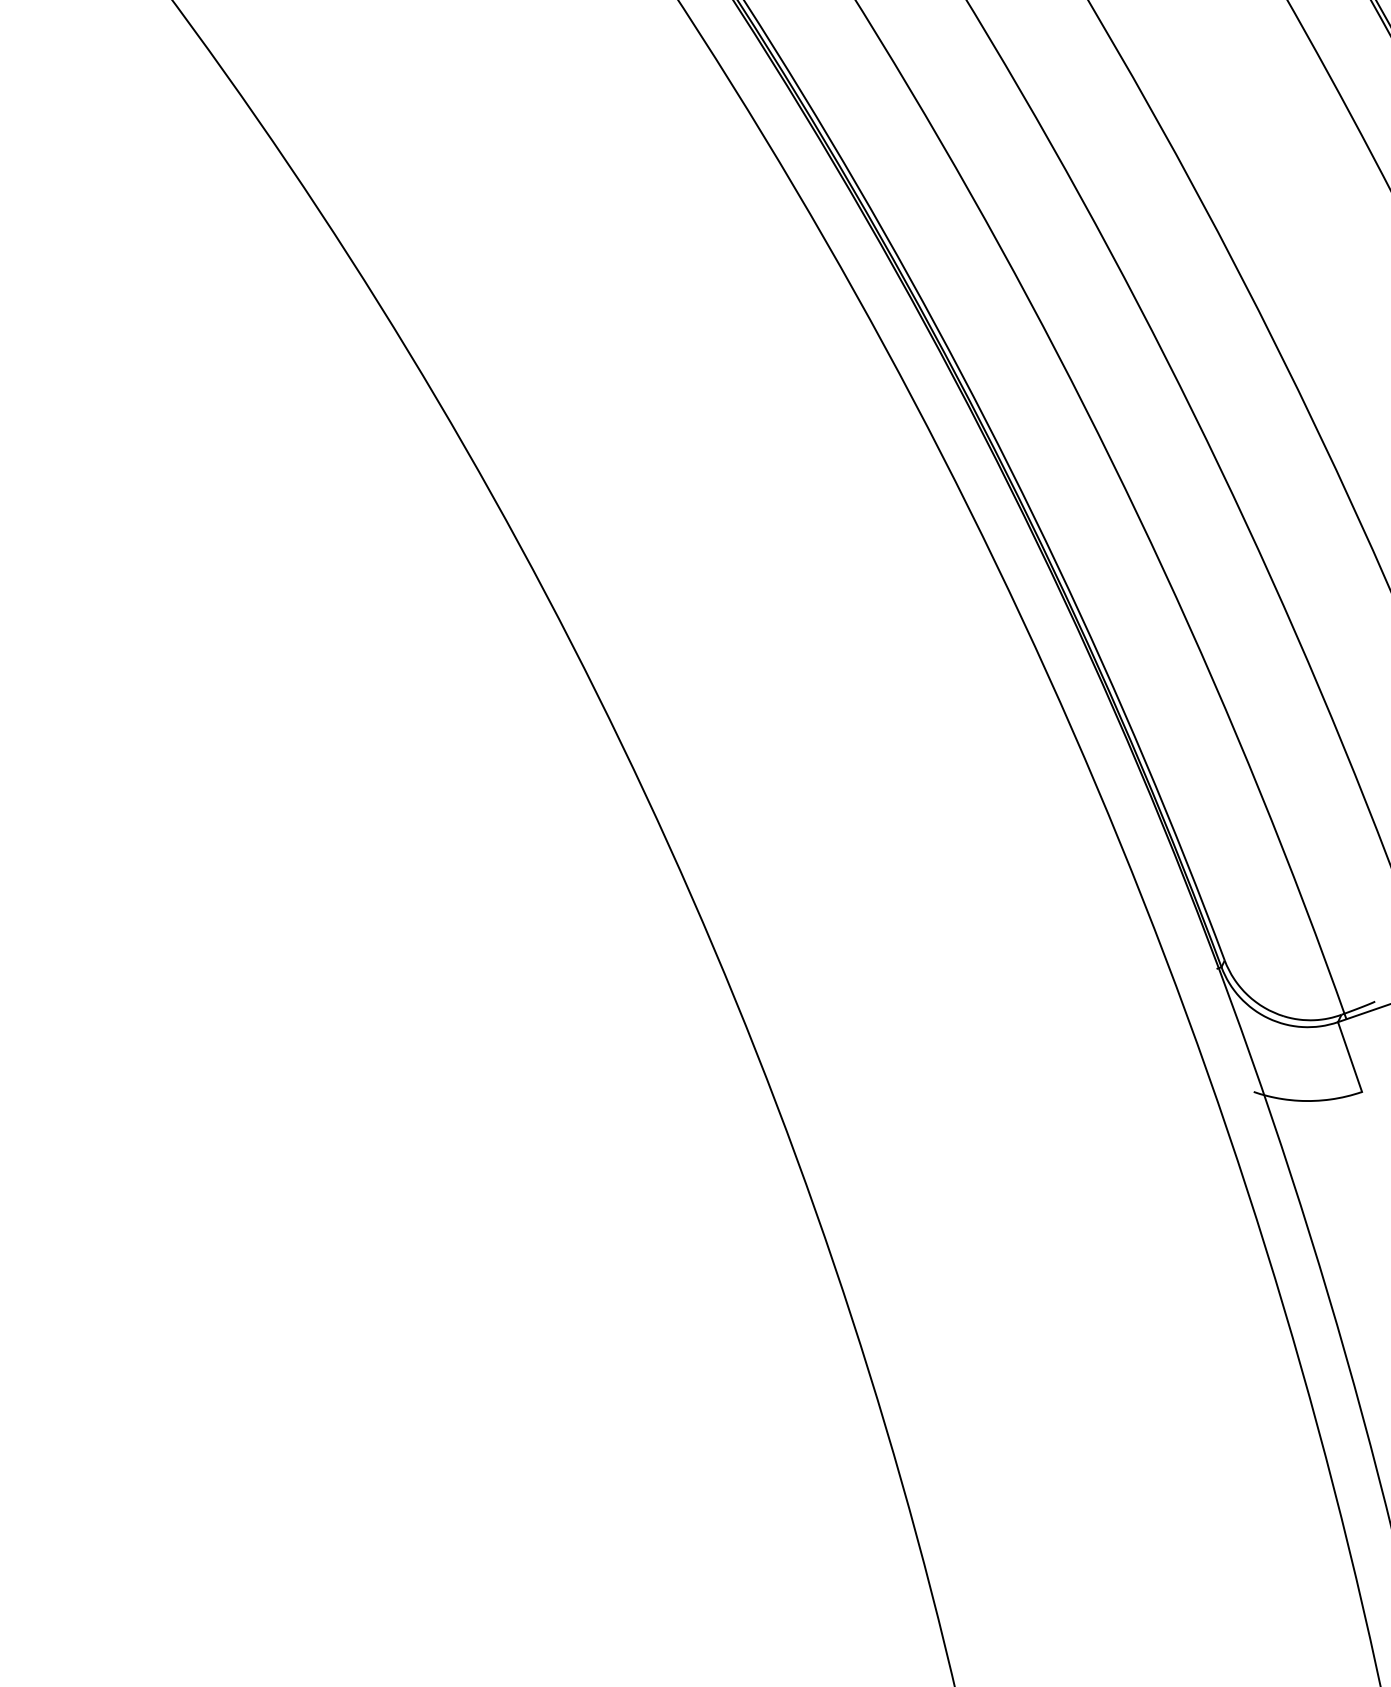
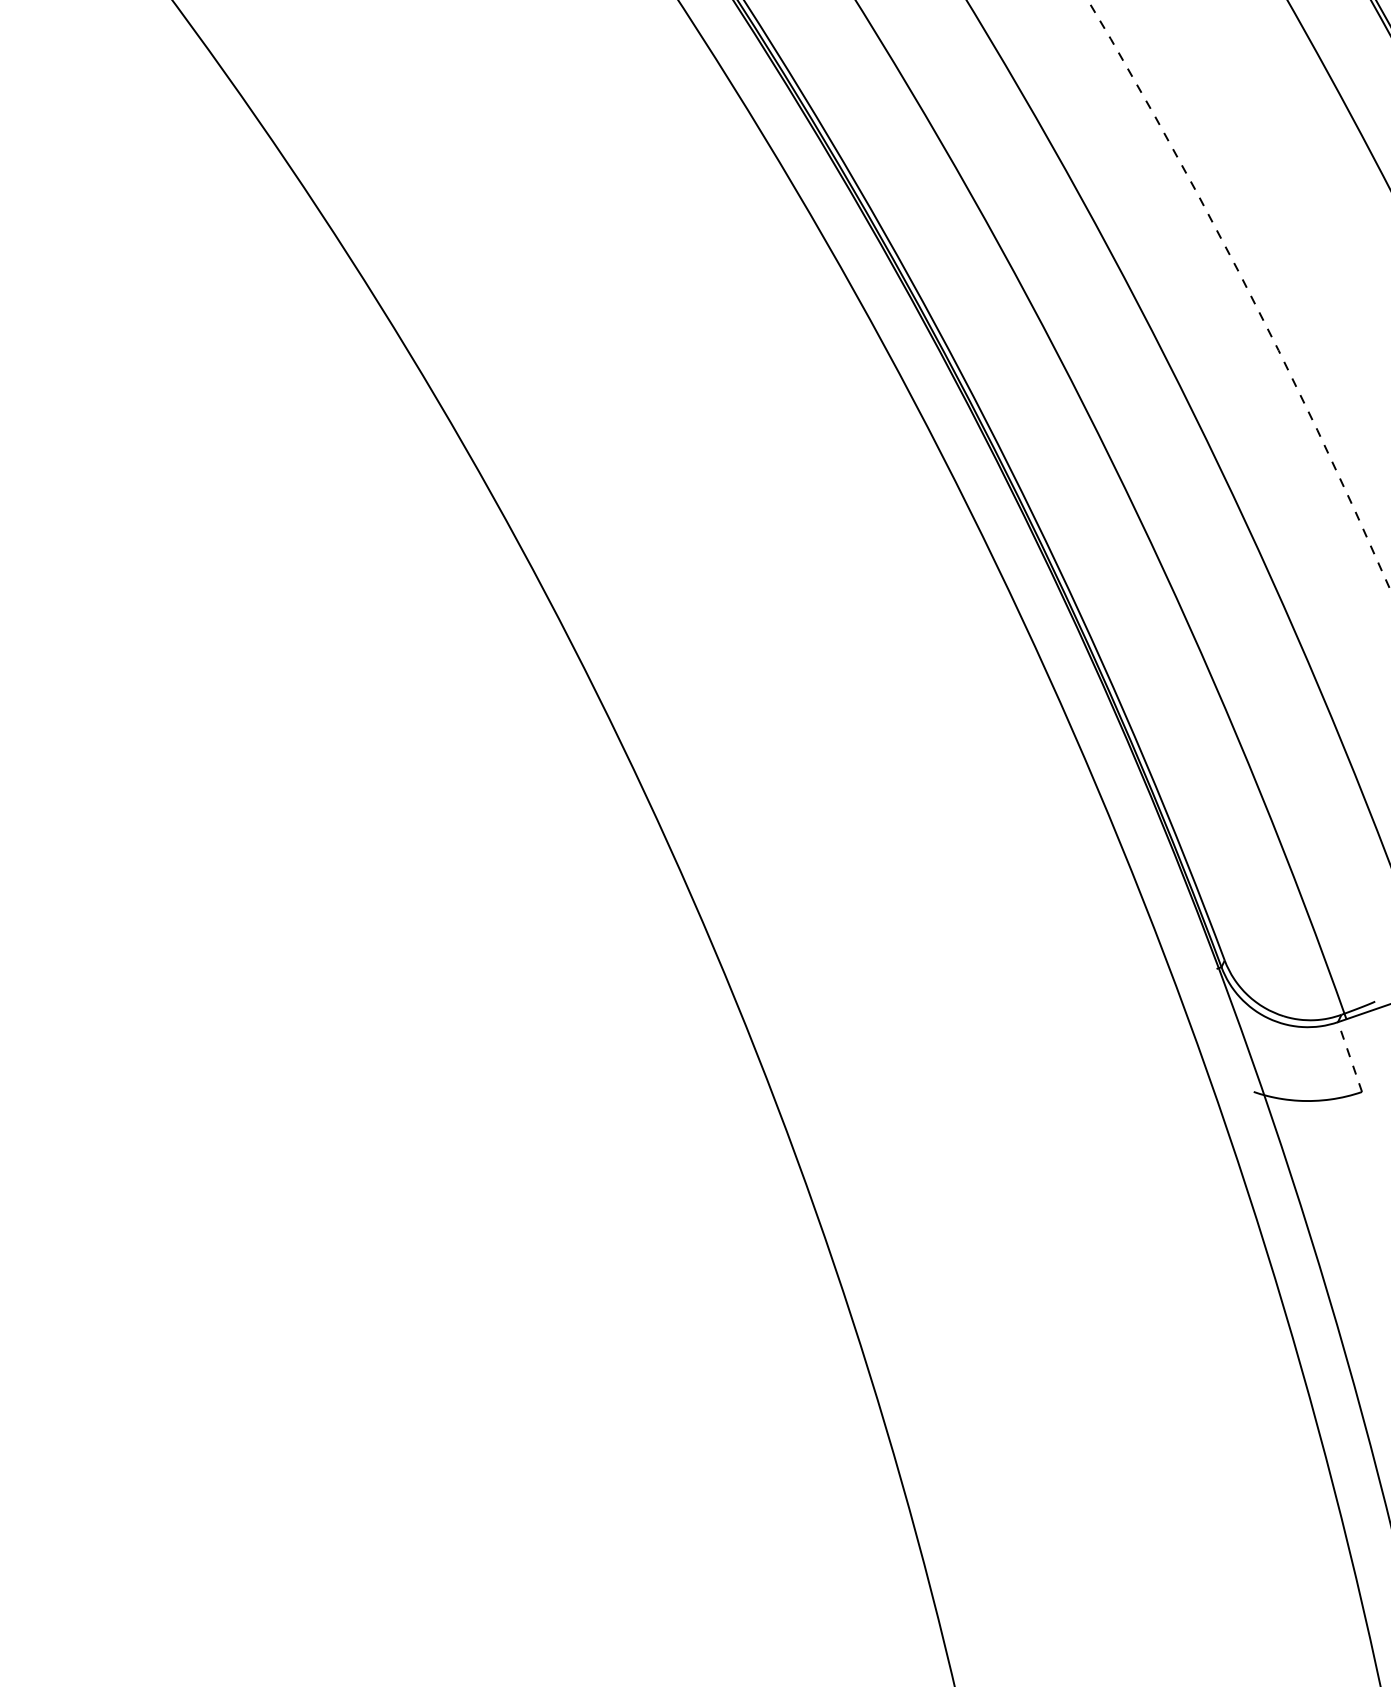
arc: solid -> dashed (1248, 290)
line: solid -> dashed (1350, 1057)
